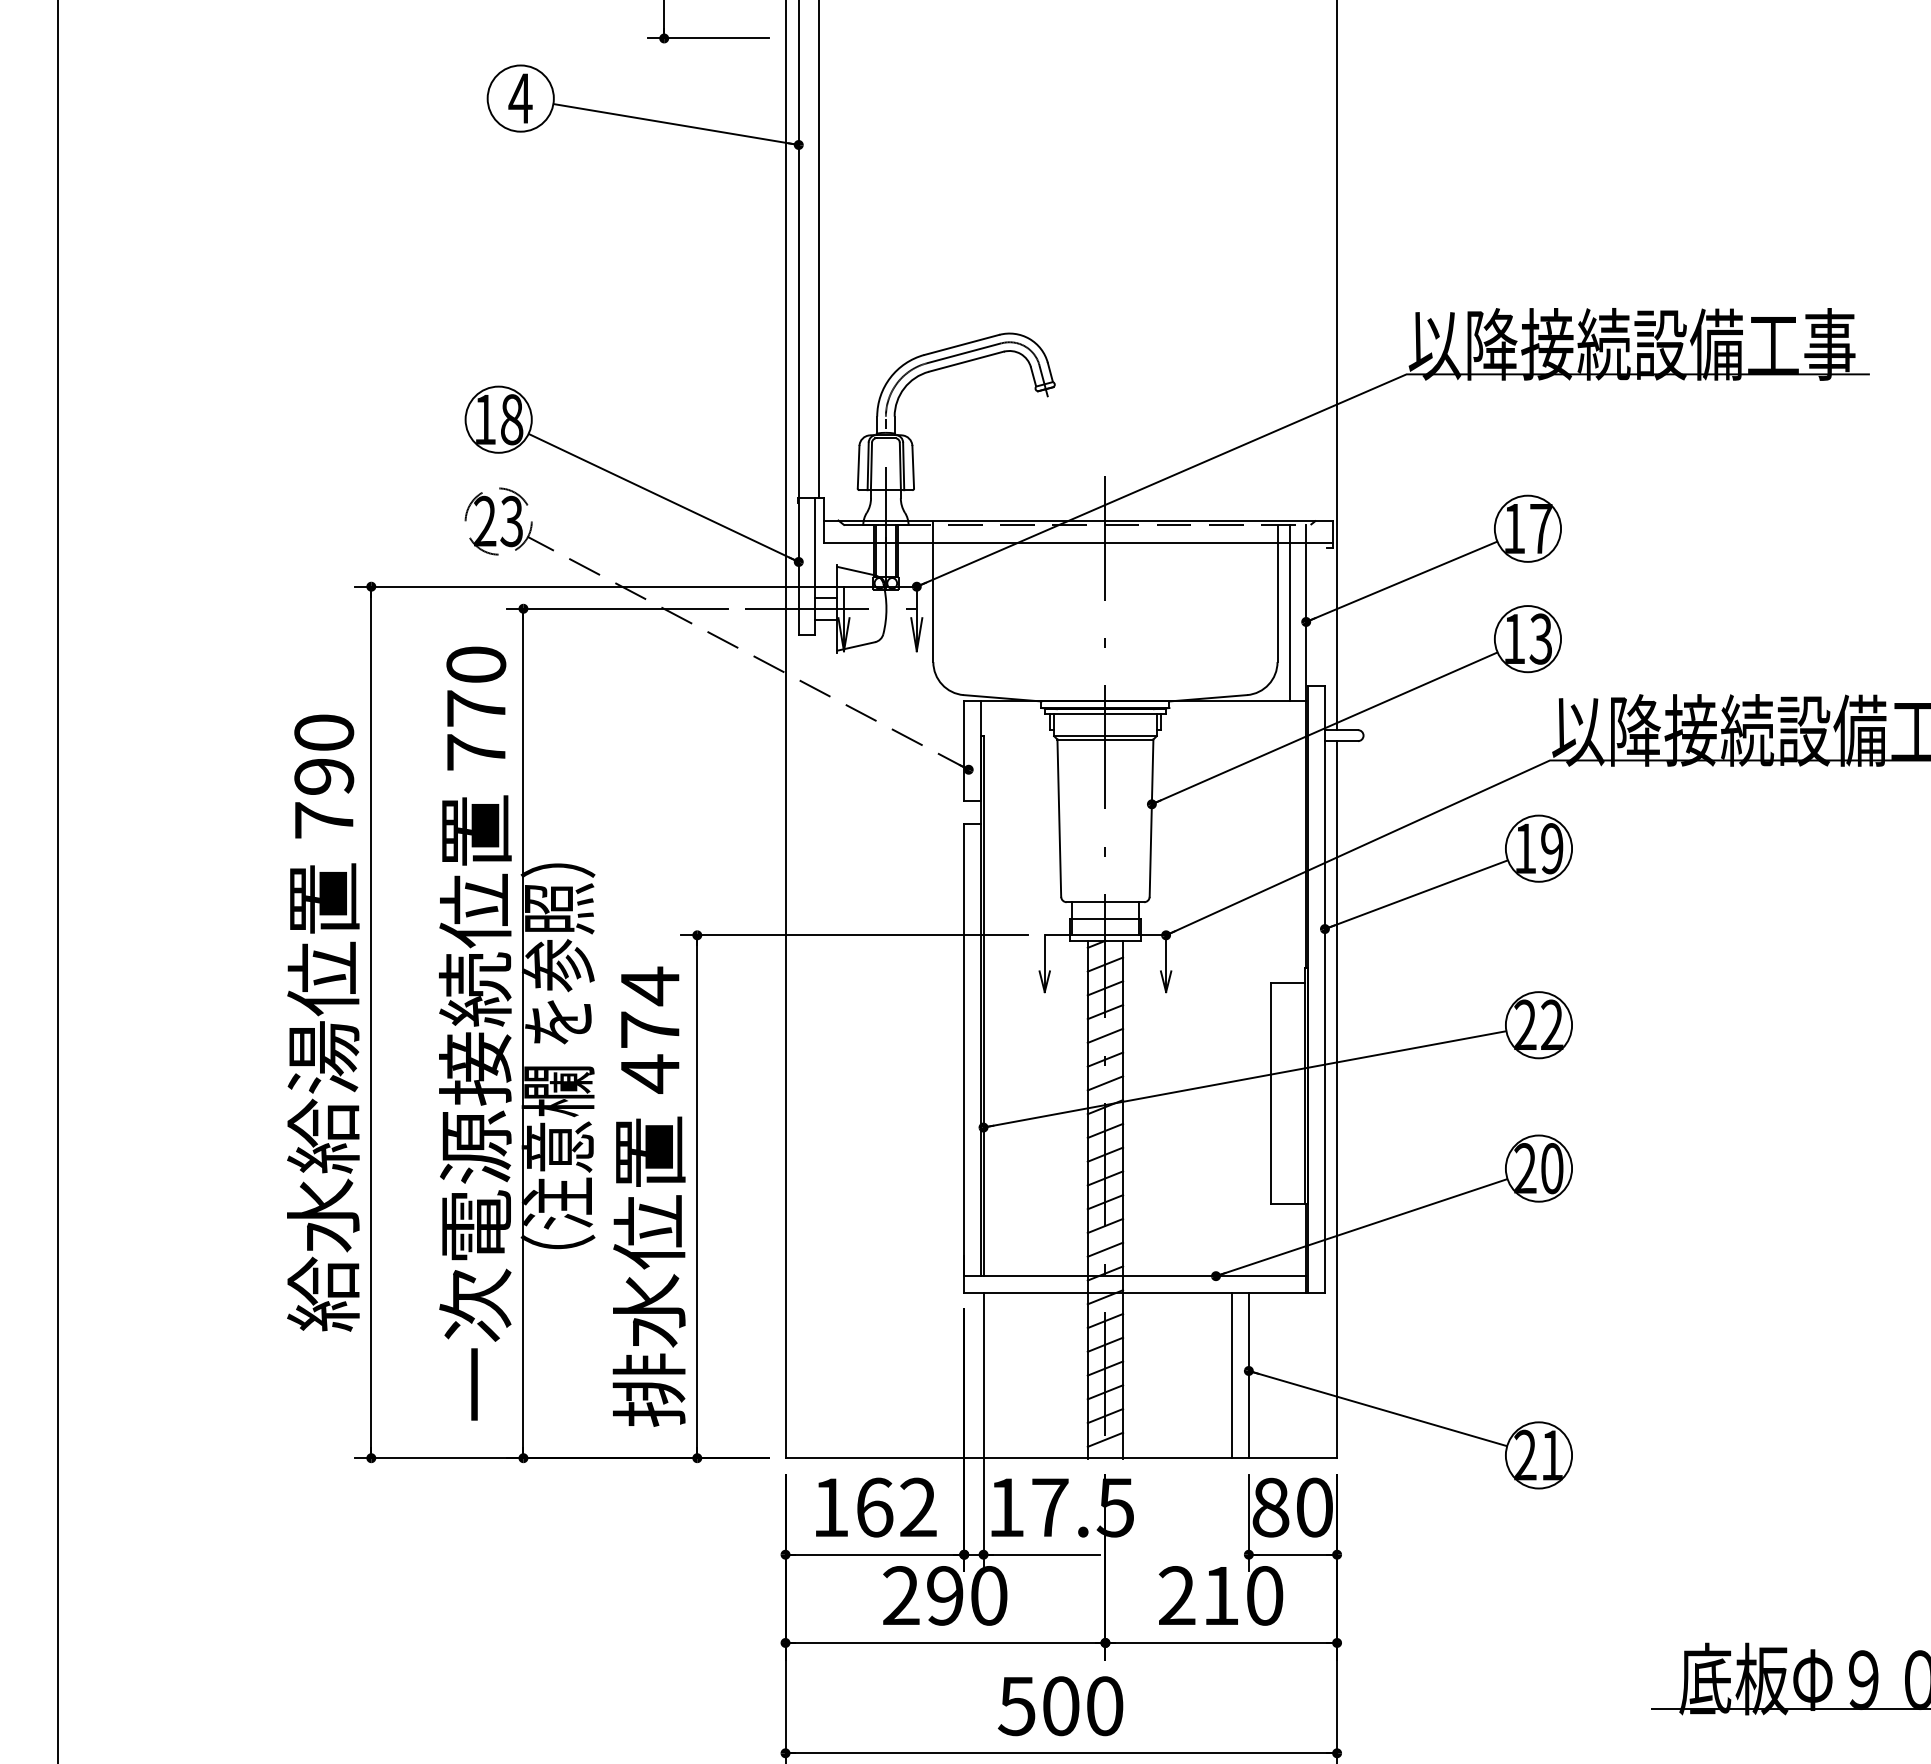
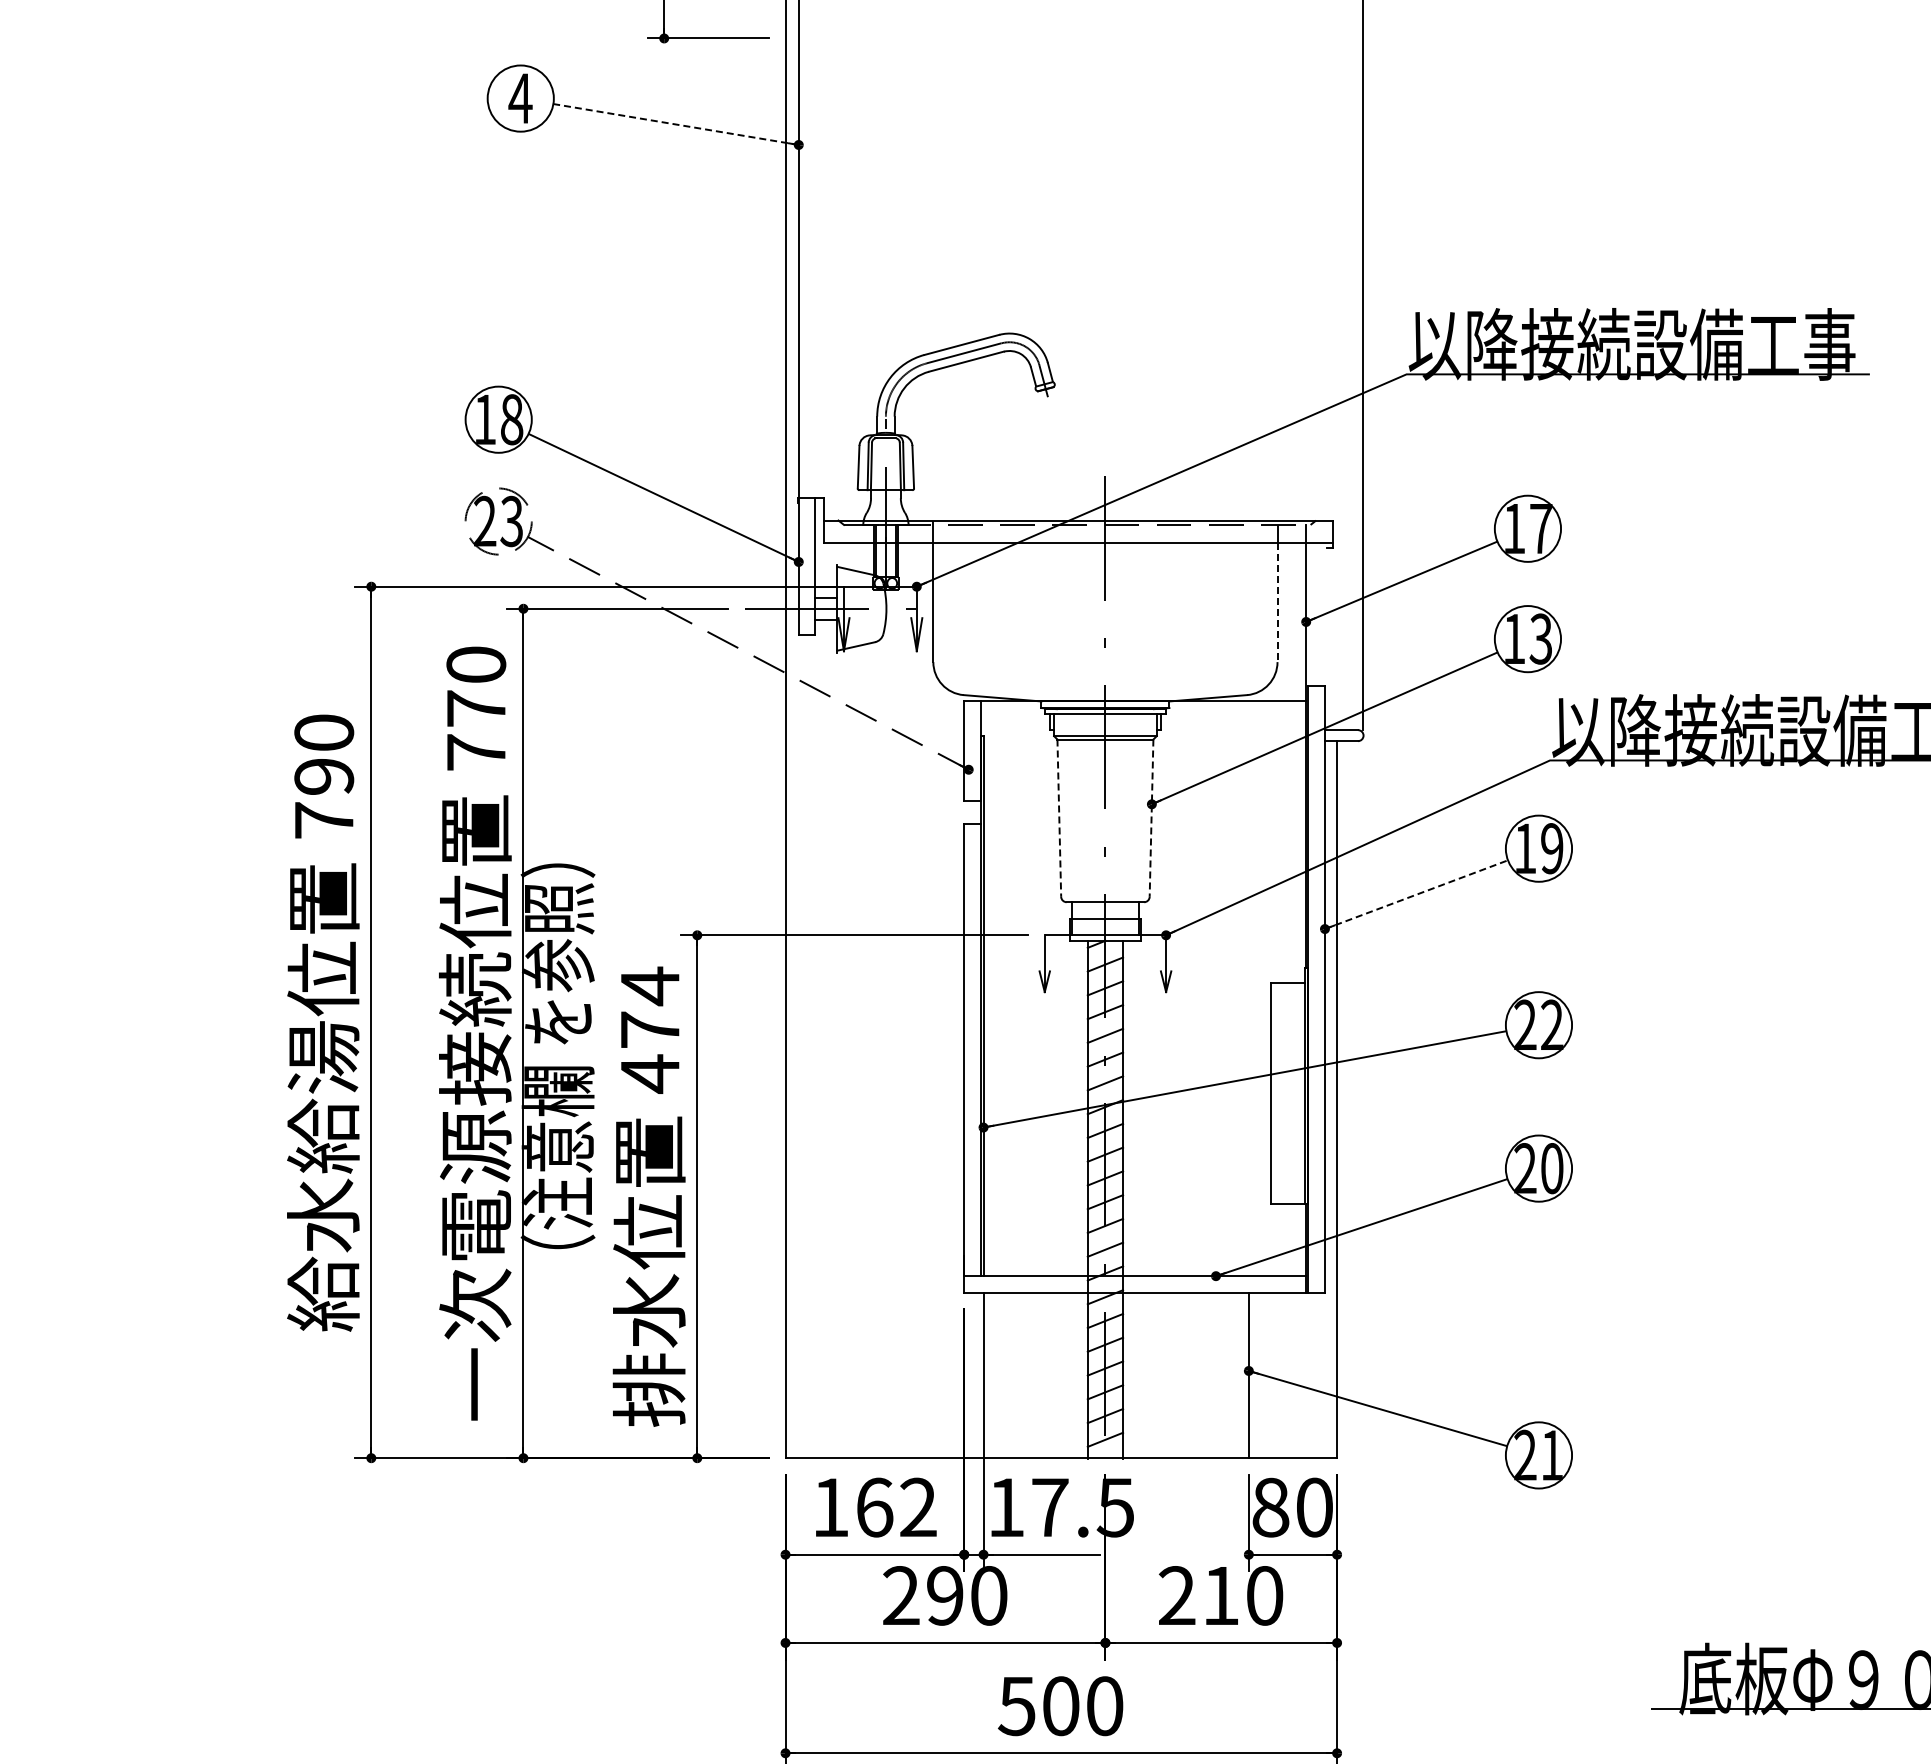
line: solid -> dashed (675, 124)
line: present -> none (818, 250)
line position: (1337, 366) -> (1363, 366) (1363, 366)
line: solid -> dashed (1277, 602)
line: present -> none (1289, 612)
line: solid -> dashed (1059, 818)
line: solid -> dashed (1151, 818)
line: present -> none (57, 881)
line: solid -> dashed (1416, 894)
line: present -> none (1232, 1375)
